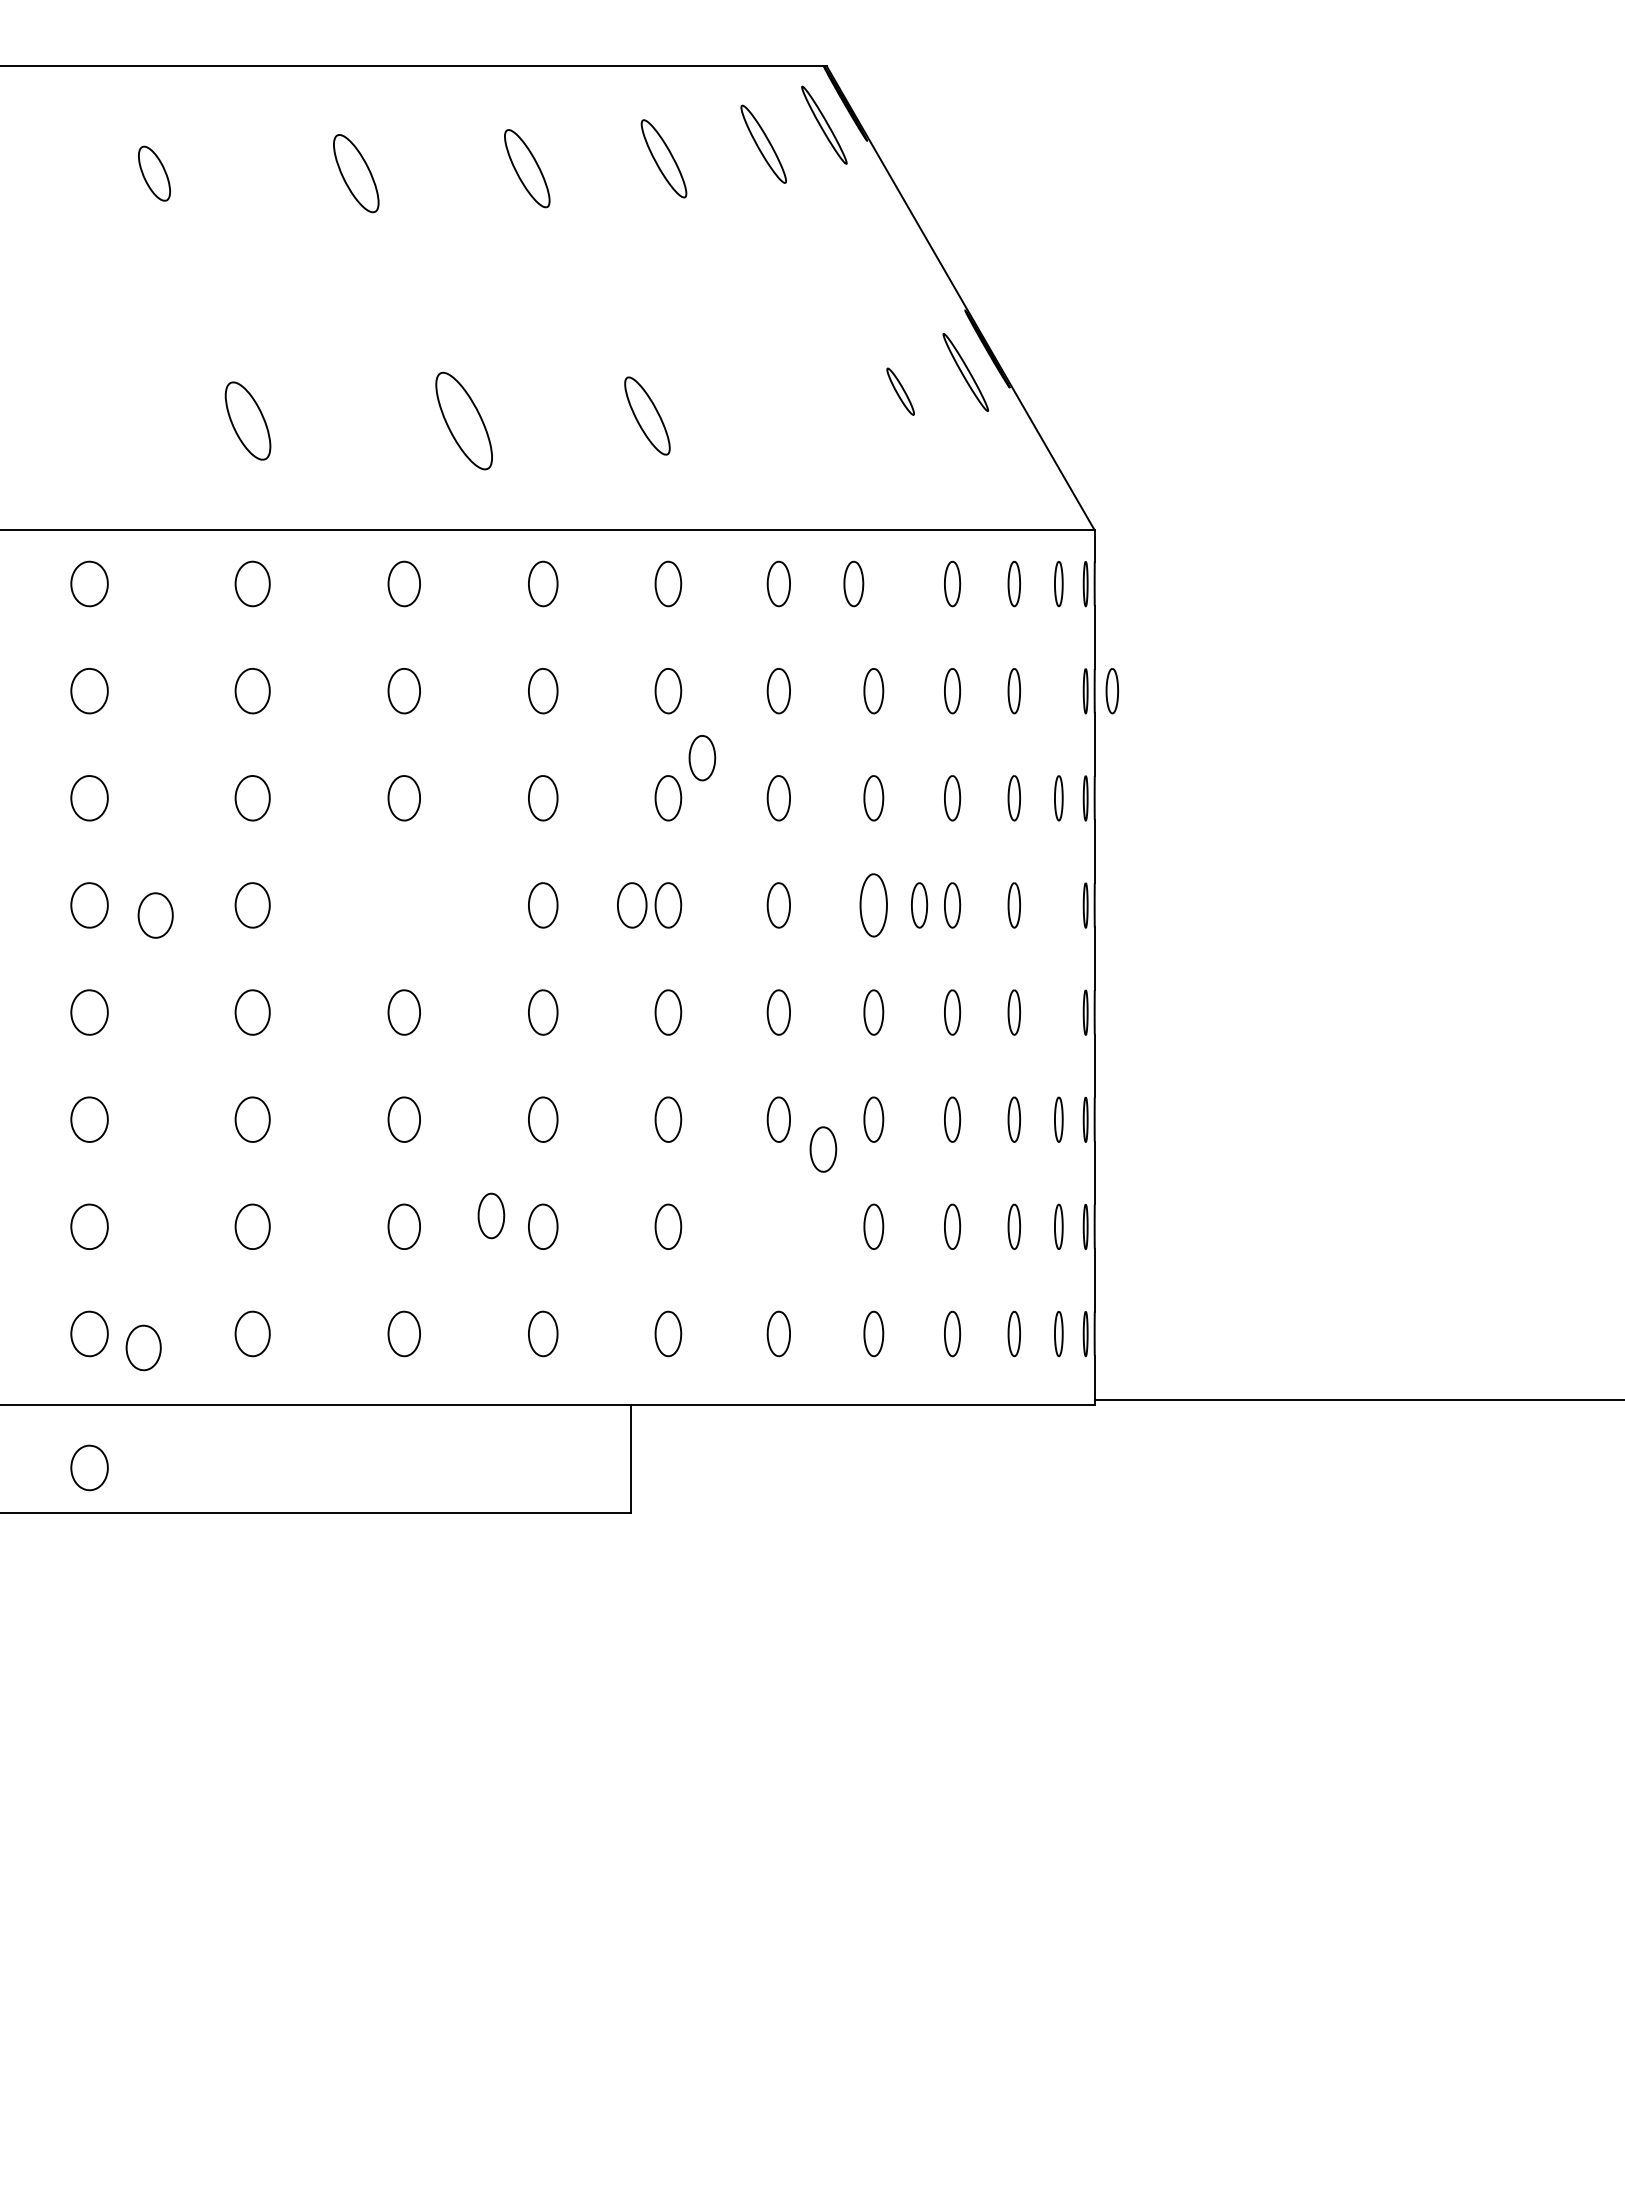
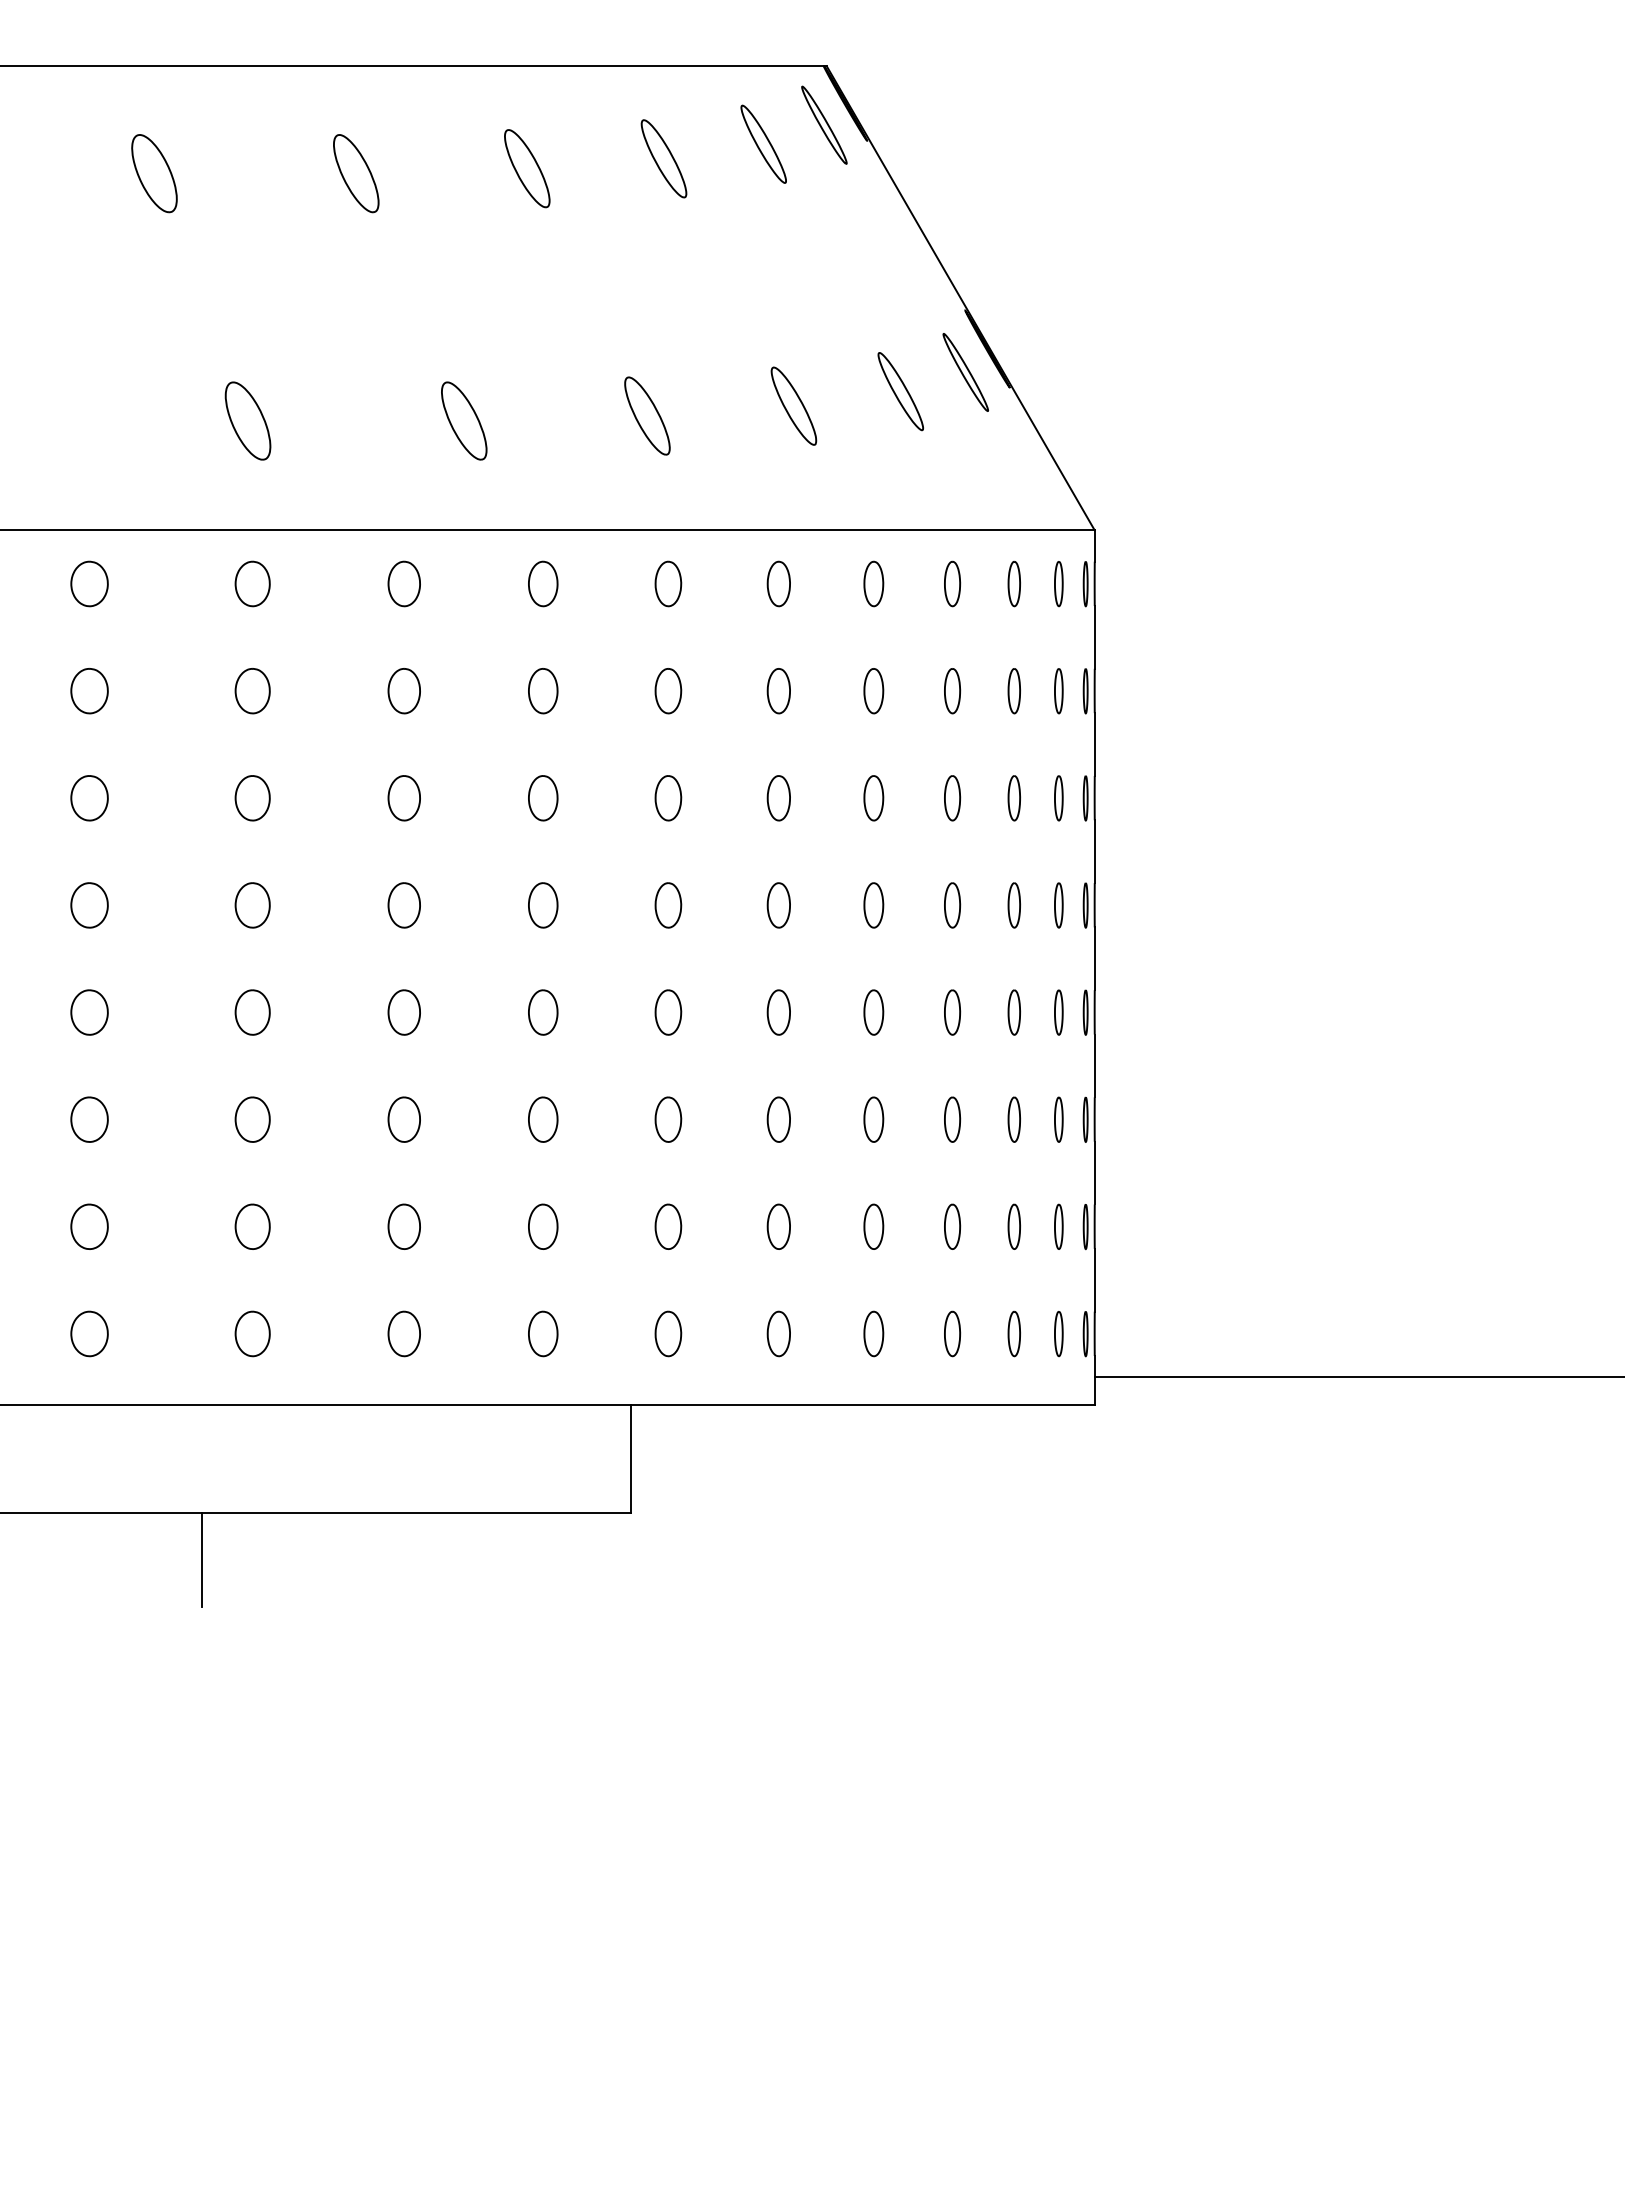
part size: 33x57 px -> 47x80 px (154, 173)
part size: 29x49 px -> 47x80 px (900, 391)
part: none -> present (793, 405)
part size: 58x100 px -> 47x80 px (464, 420)
part position: (853, 583) -> (873, 583) (873, 583)
part: none -> present (1058, 691)
part: present -> none (1111, 691)
part: present -> none (702, 758)
part: none -> present (403, 905)
part: present -> none (632, 905)
part size: 29x65 px -> 22x47 px (873, 905)
part: present -> none (919, 905)
part: none -> present (1058, 905)
part: present -> none (155, 915)
part: none -> present (1058, 1012)
part: present -> none (823, 1149)
part: present -> none (491, 1215)
part: none -> present (778, 1226)
part: present -> none (143, 1347)
line position: (1357, 1400) -> (1357, 1377) (1357, 1377)
part: present -> none (89, 1467)
line: none -> present (201, 1559)
